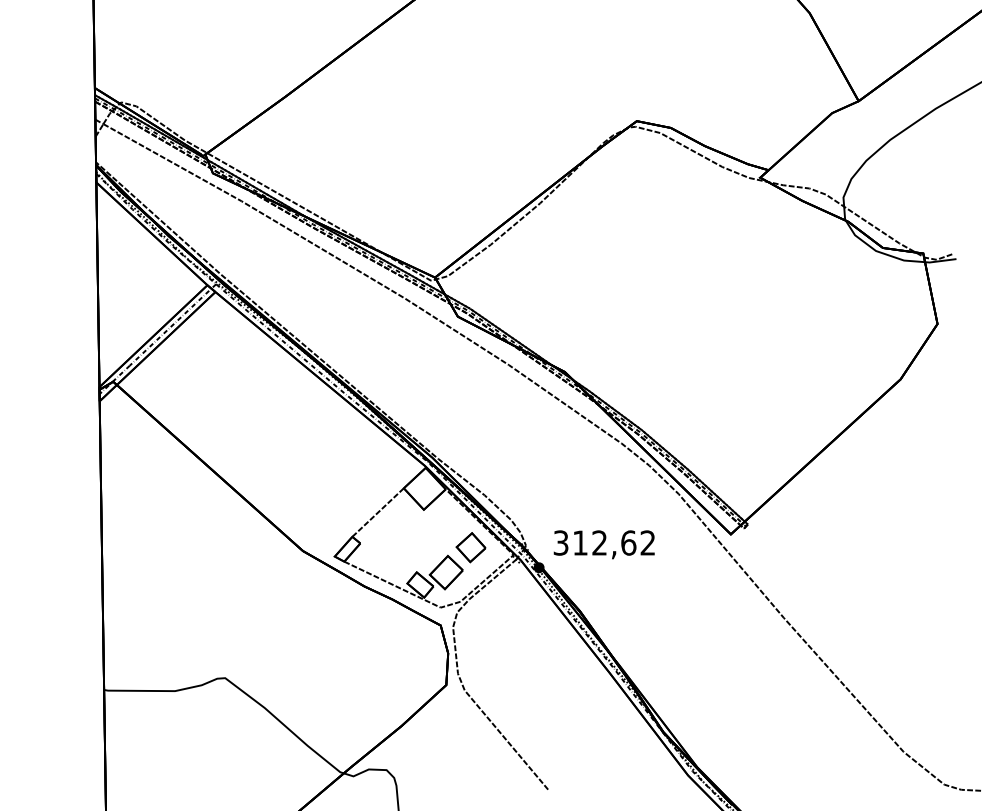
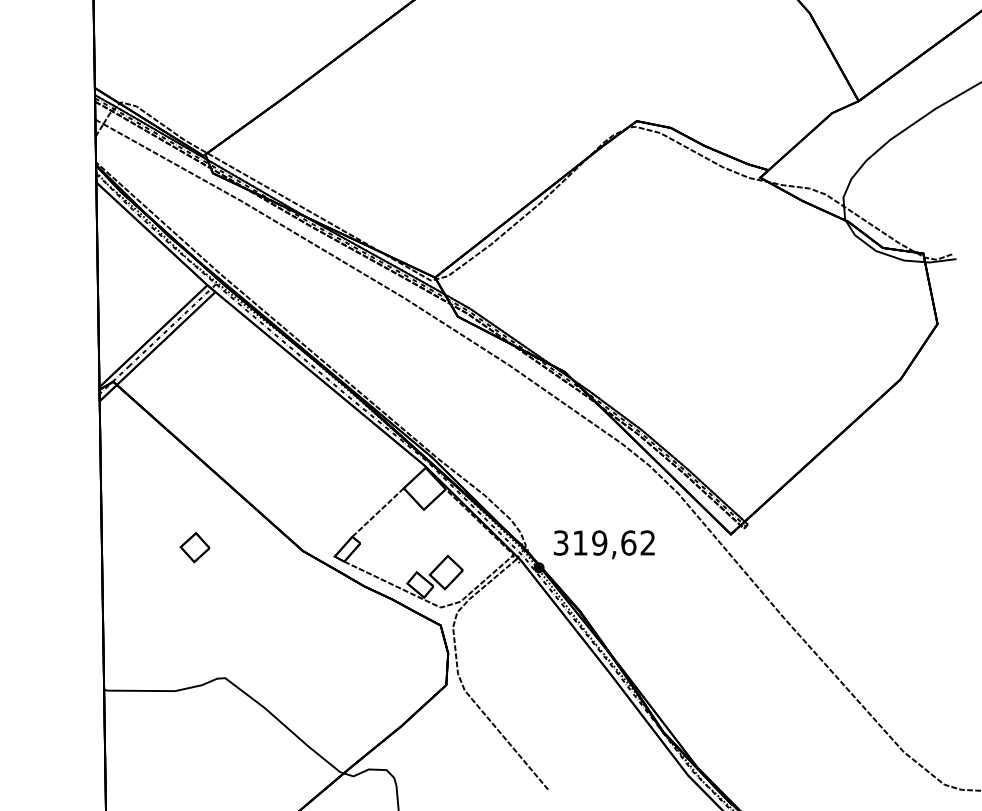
text: 312,62 -> 319,62 (599, 542)
part position: (470, 547) -> (194, 547) (194, 547)
